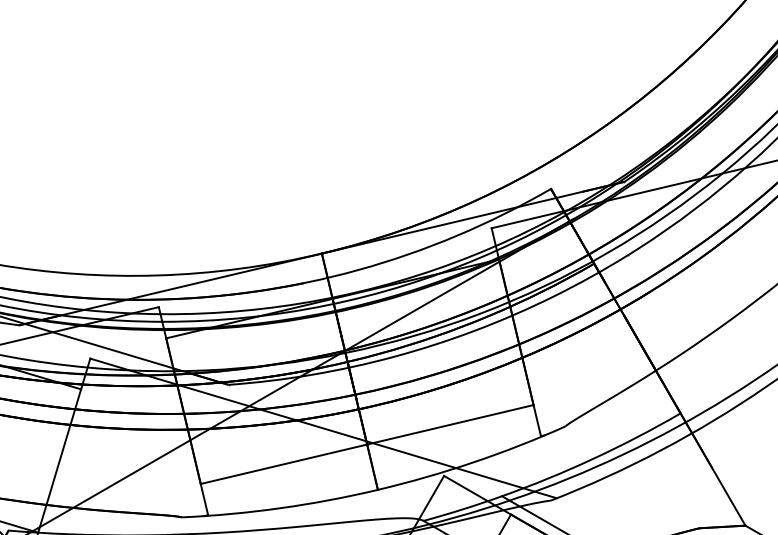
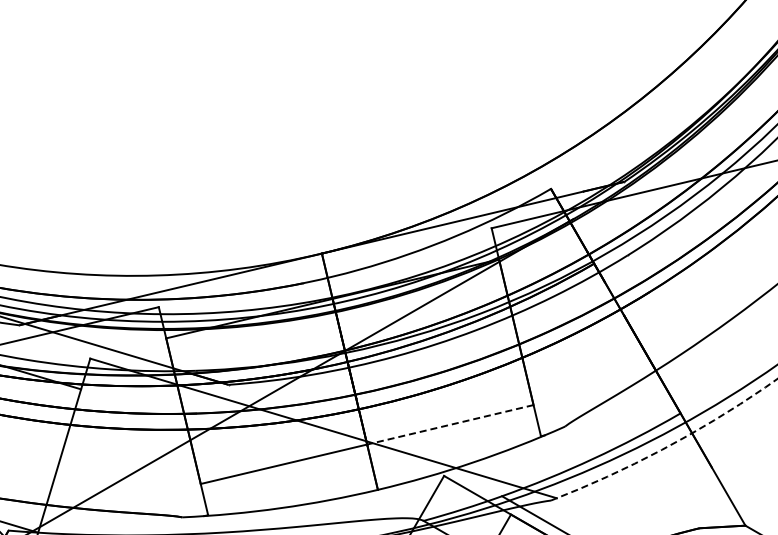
line: solid -> dashed (450, 424)
arc: solid -> dashed (668, 446)
